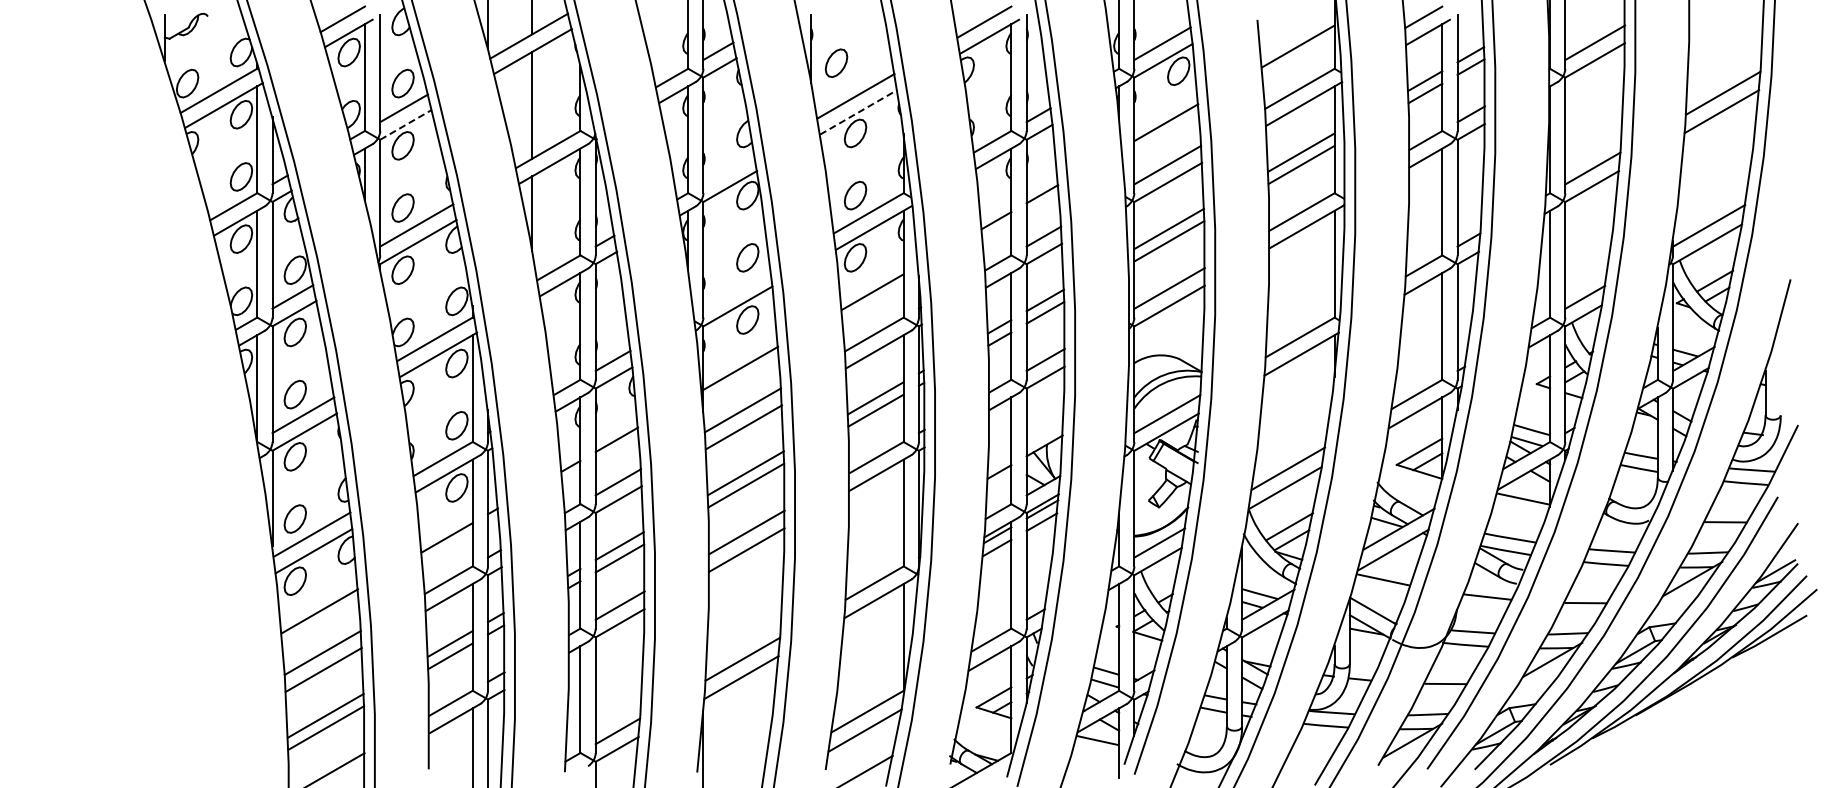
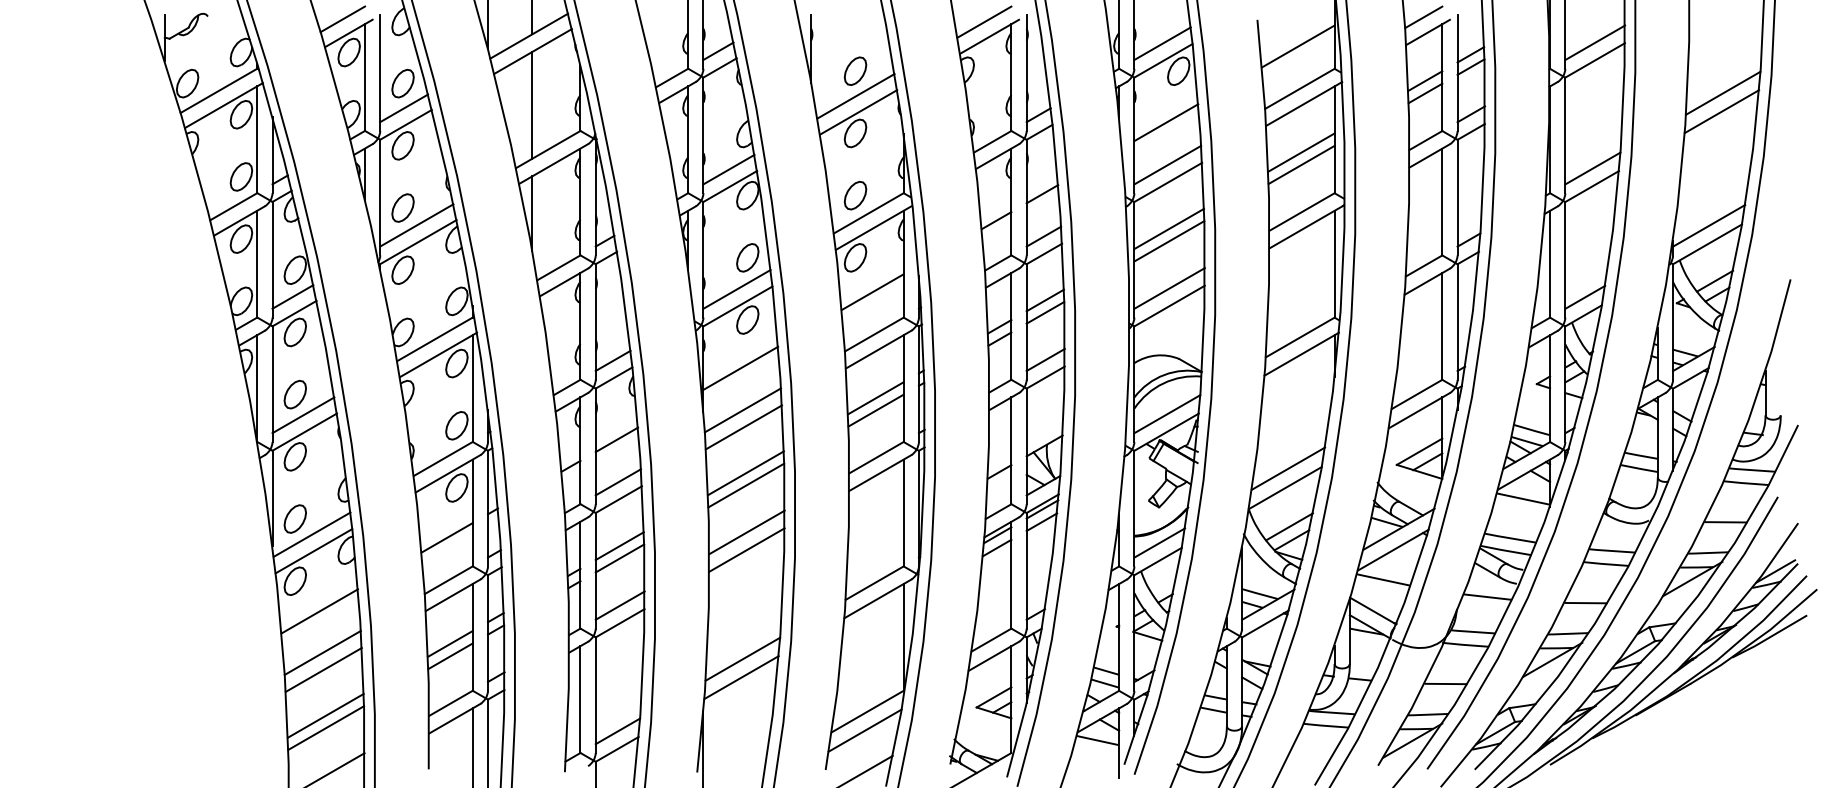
part position: (836, 62) -> (855, 70) (855, 70)
line: dashed -> solid (859, 112)
line: dashed -> solid (406, 124)
line: none -> present (728, 169)
line: none -> present (736, 289)
